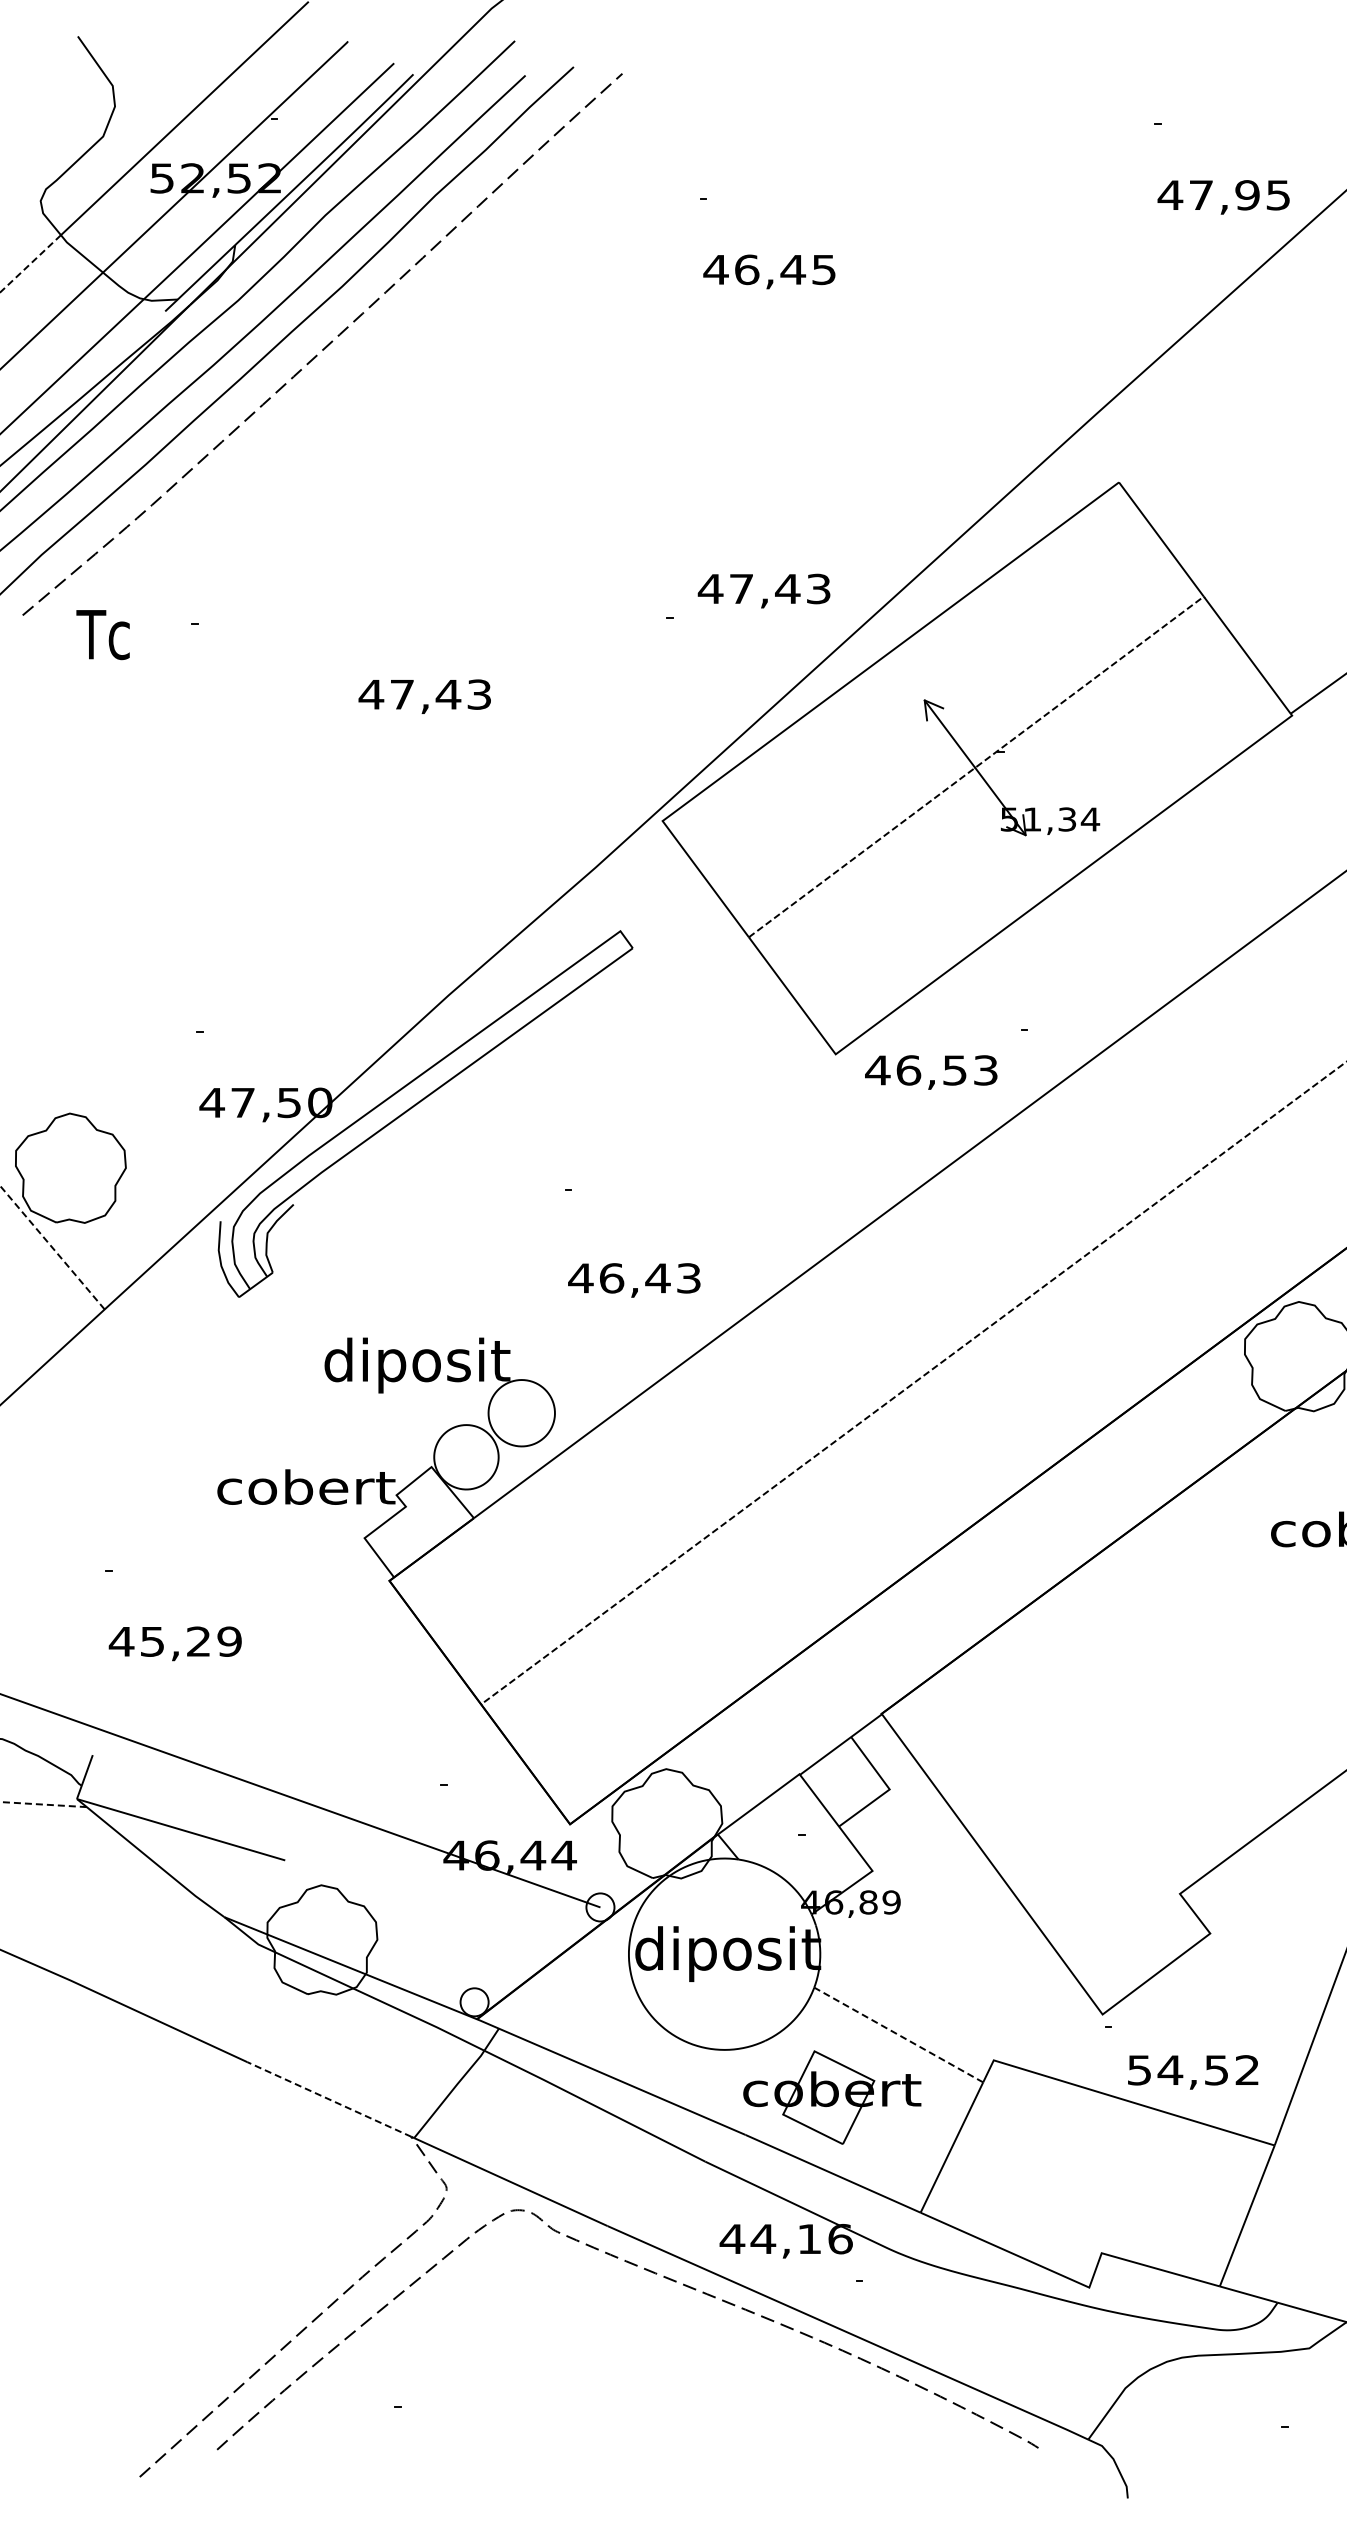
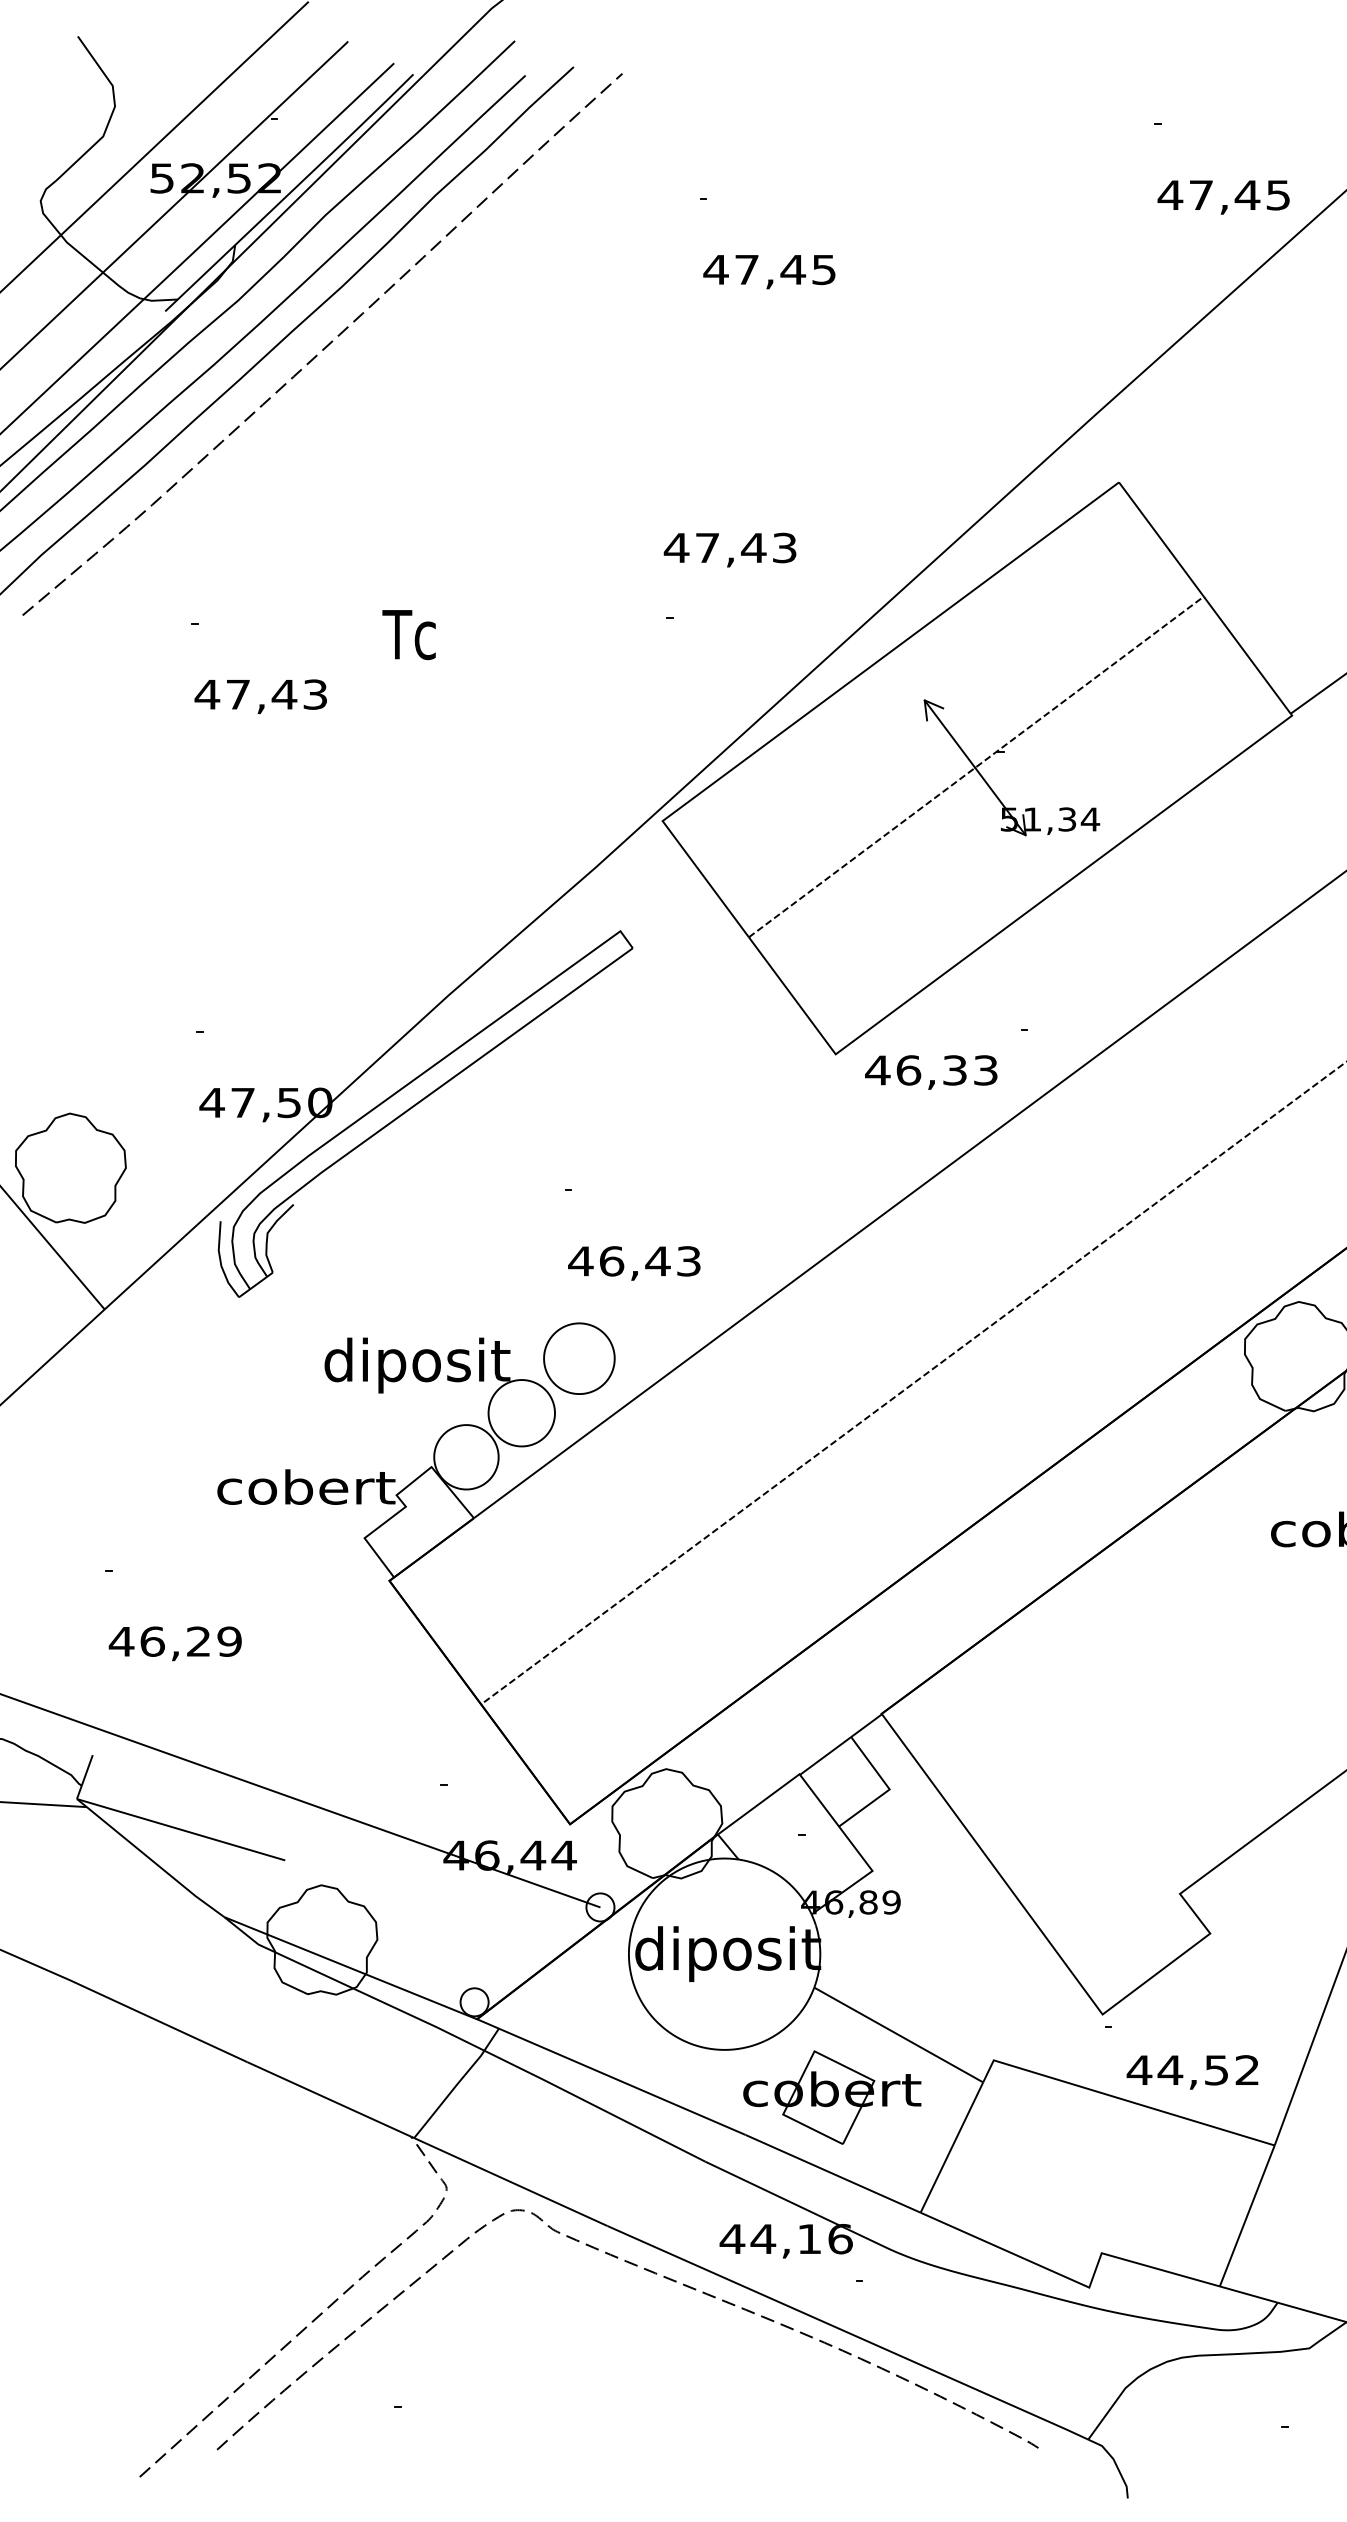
text: 47,95 -> 47,45 (1247, 195)
line: dashed -> solid (30, 263)
text: 46,45 -> 47,45 (747, 269)
text position: (763, 590) -> (729, 549) (729, 549)
text position: (102, 635) -> (408, 635) (408, 635)
text position: (424, 696) -> (260, 696) (260, 696)
text: 46,53 -> 46,33 (955, 1070)
line: dashed -> solid (52, 1247)
text position: (634, 1280) -> (634, 1263) (634, 1263)
part: none -> present (579, 1358)
text: 45,29 -> 46,29 (152, 1641)
line: dashed -> solid (43, 1804)
line: dashed -> solid (898, 2035)
text: 54,52 -> 44,52 (1139, 2070)
line: dashed -> solid (328, 2099)
